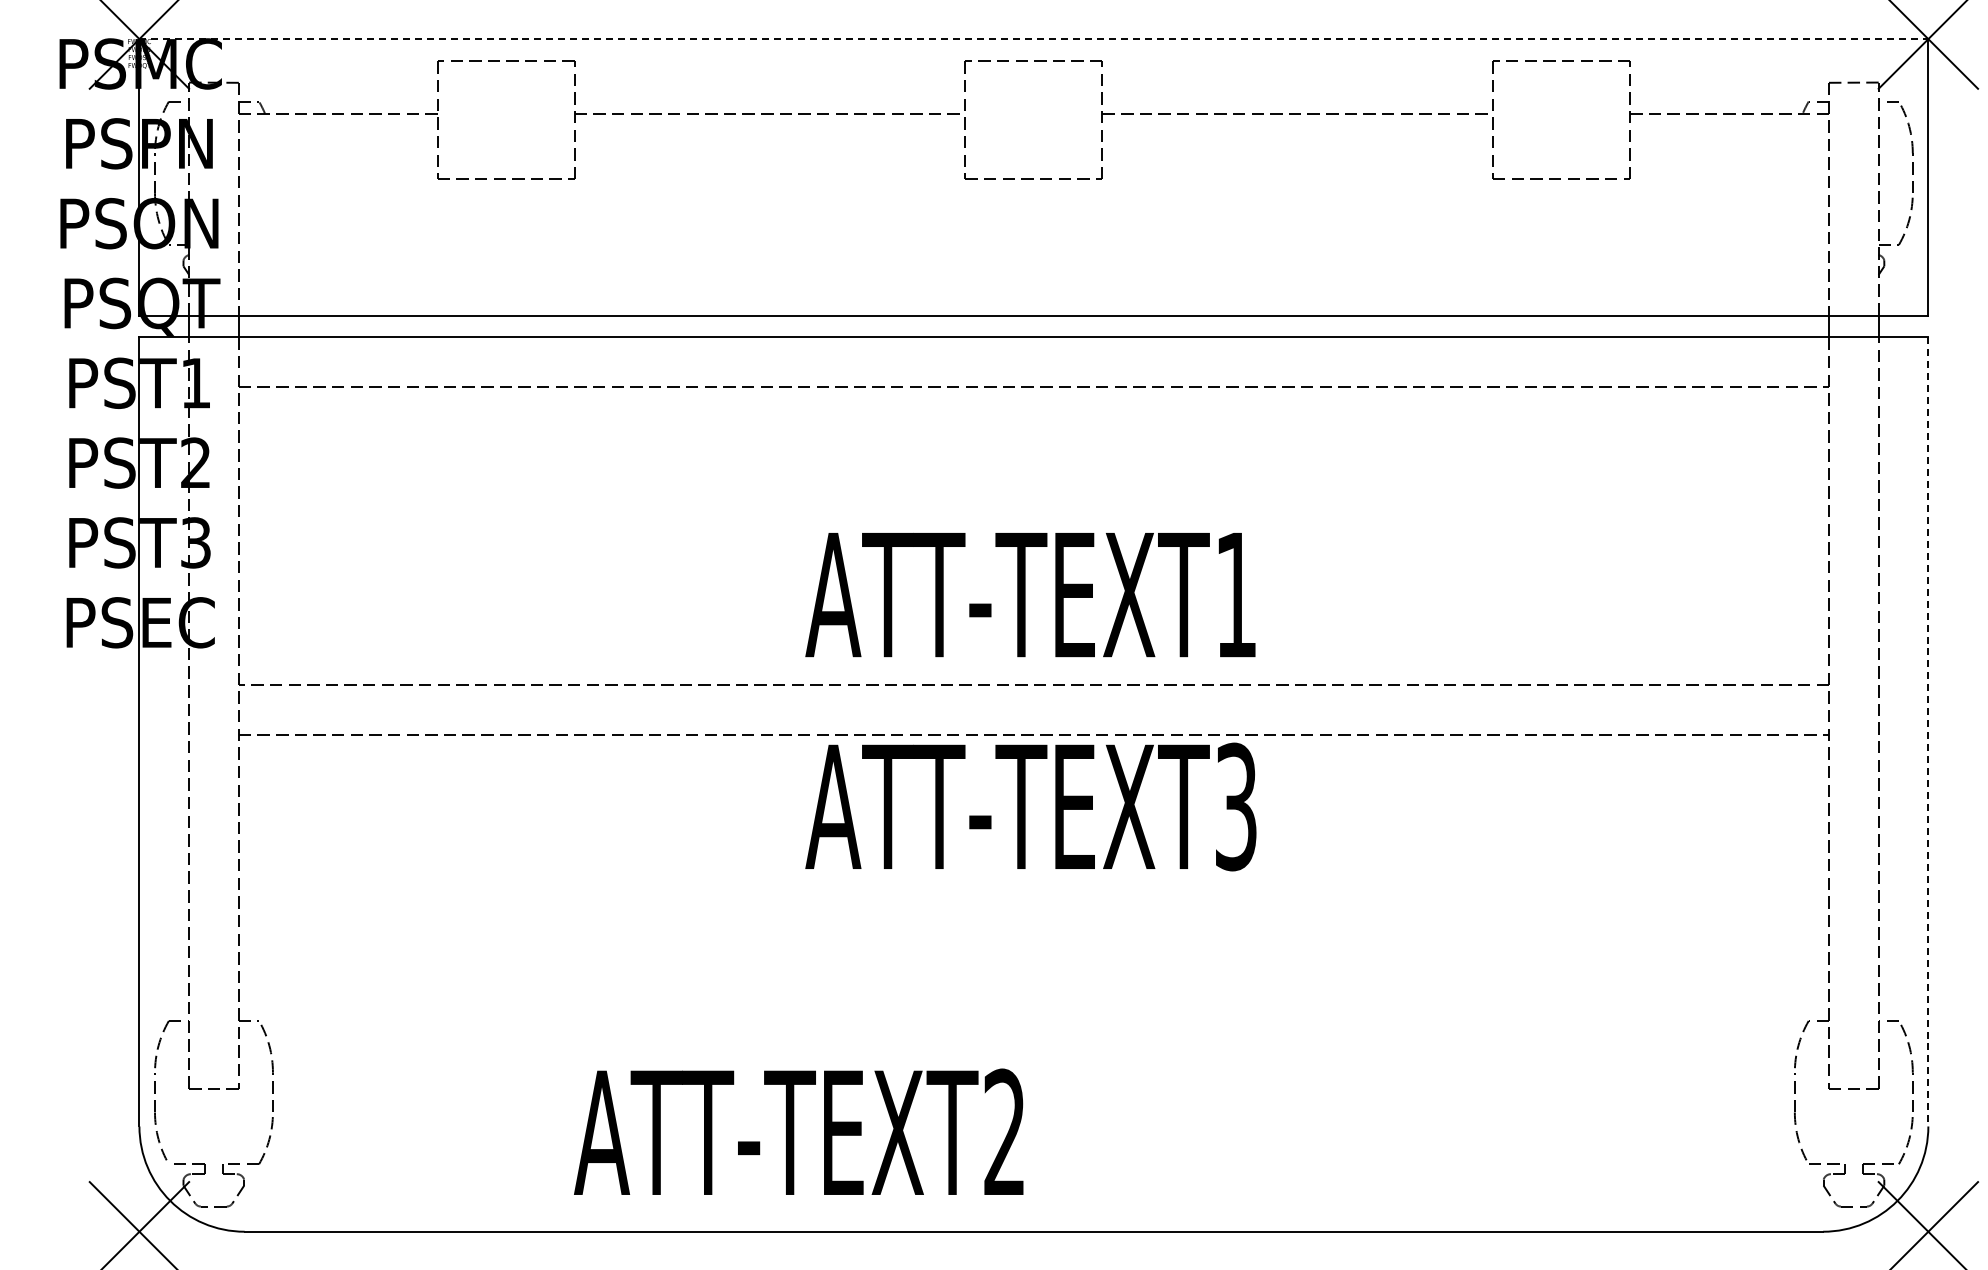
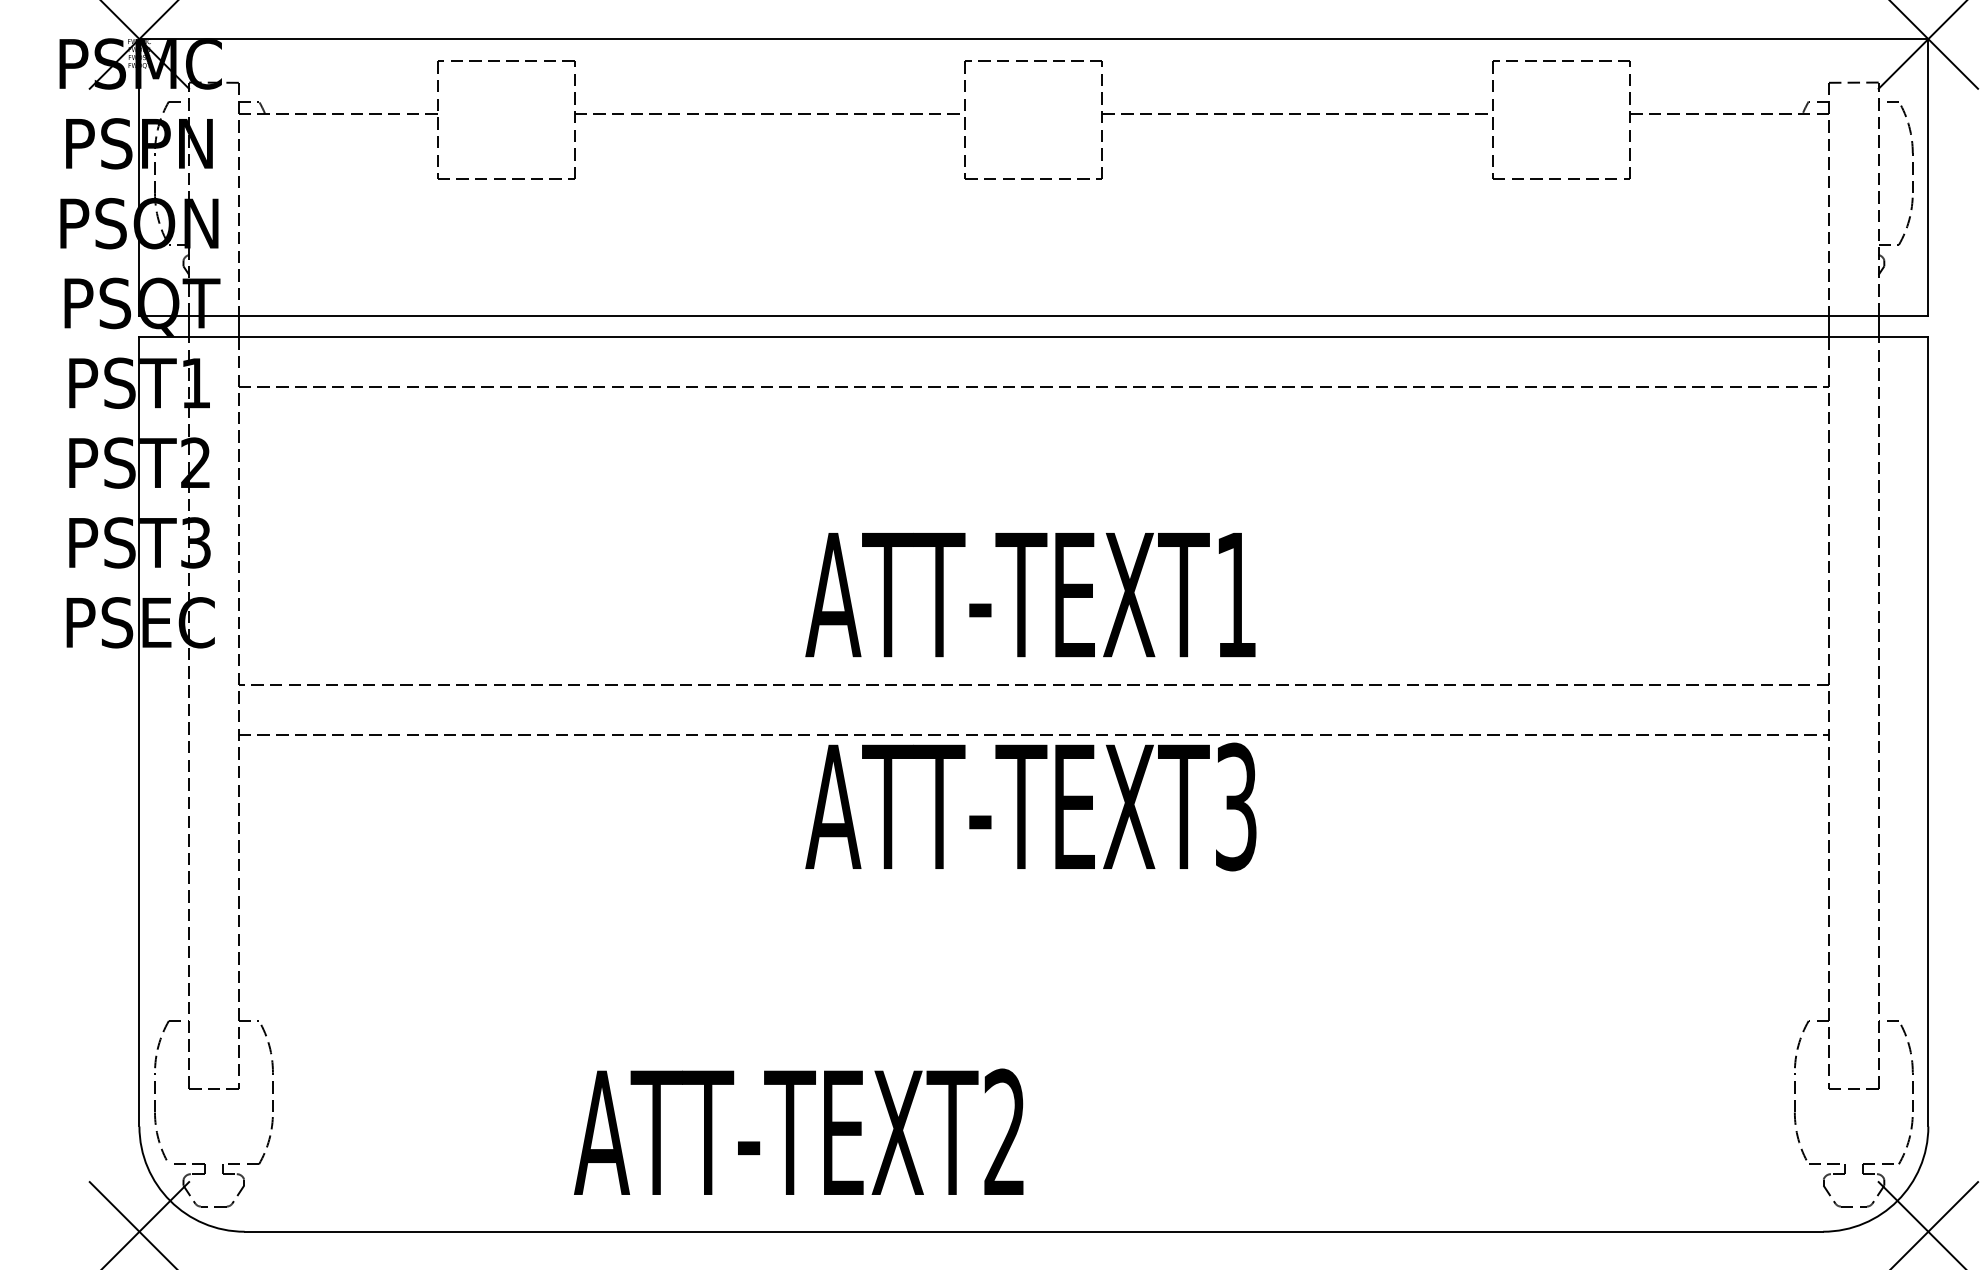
line: dashed -> solid (1034, 39)
line: dashed -> solid (1928, 731)
